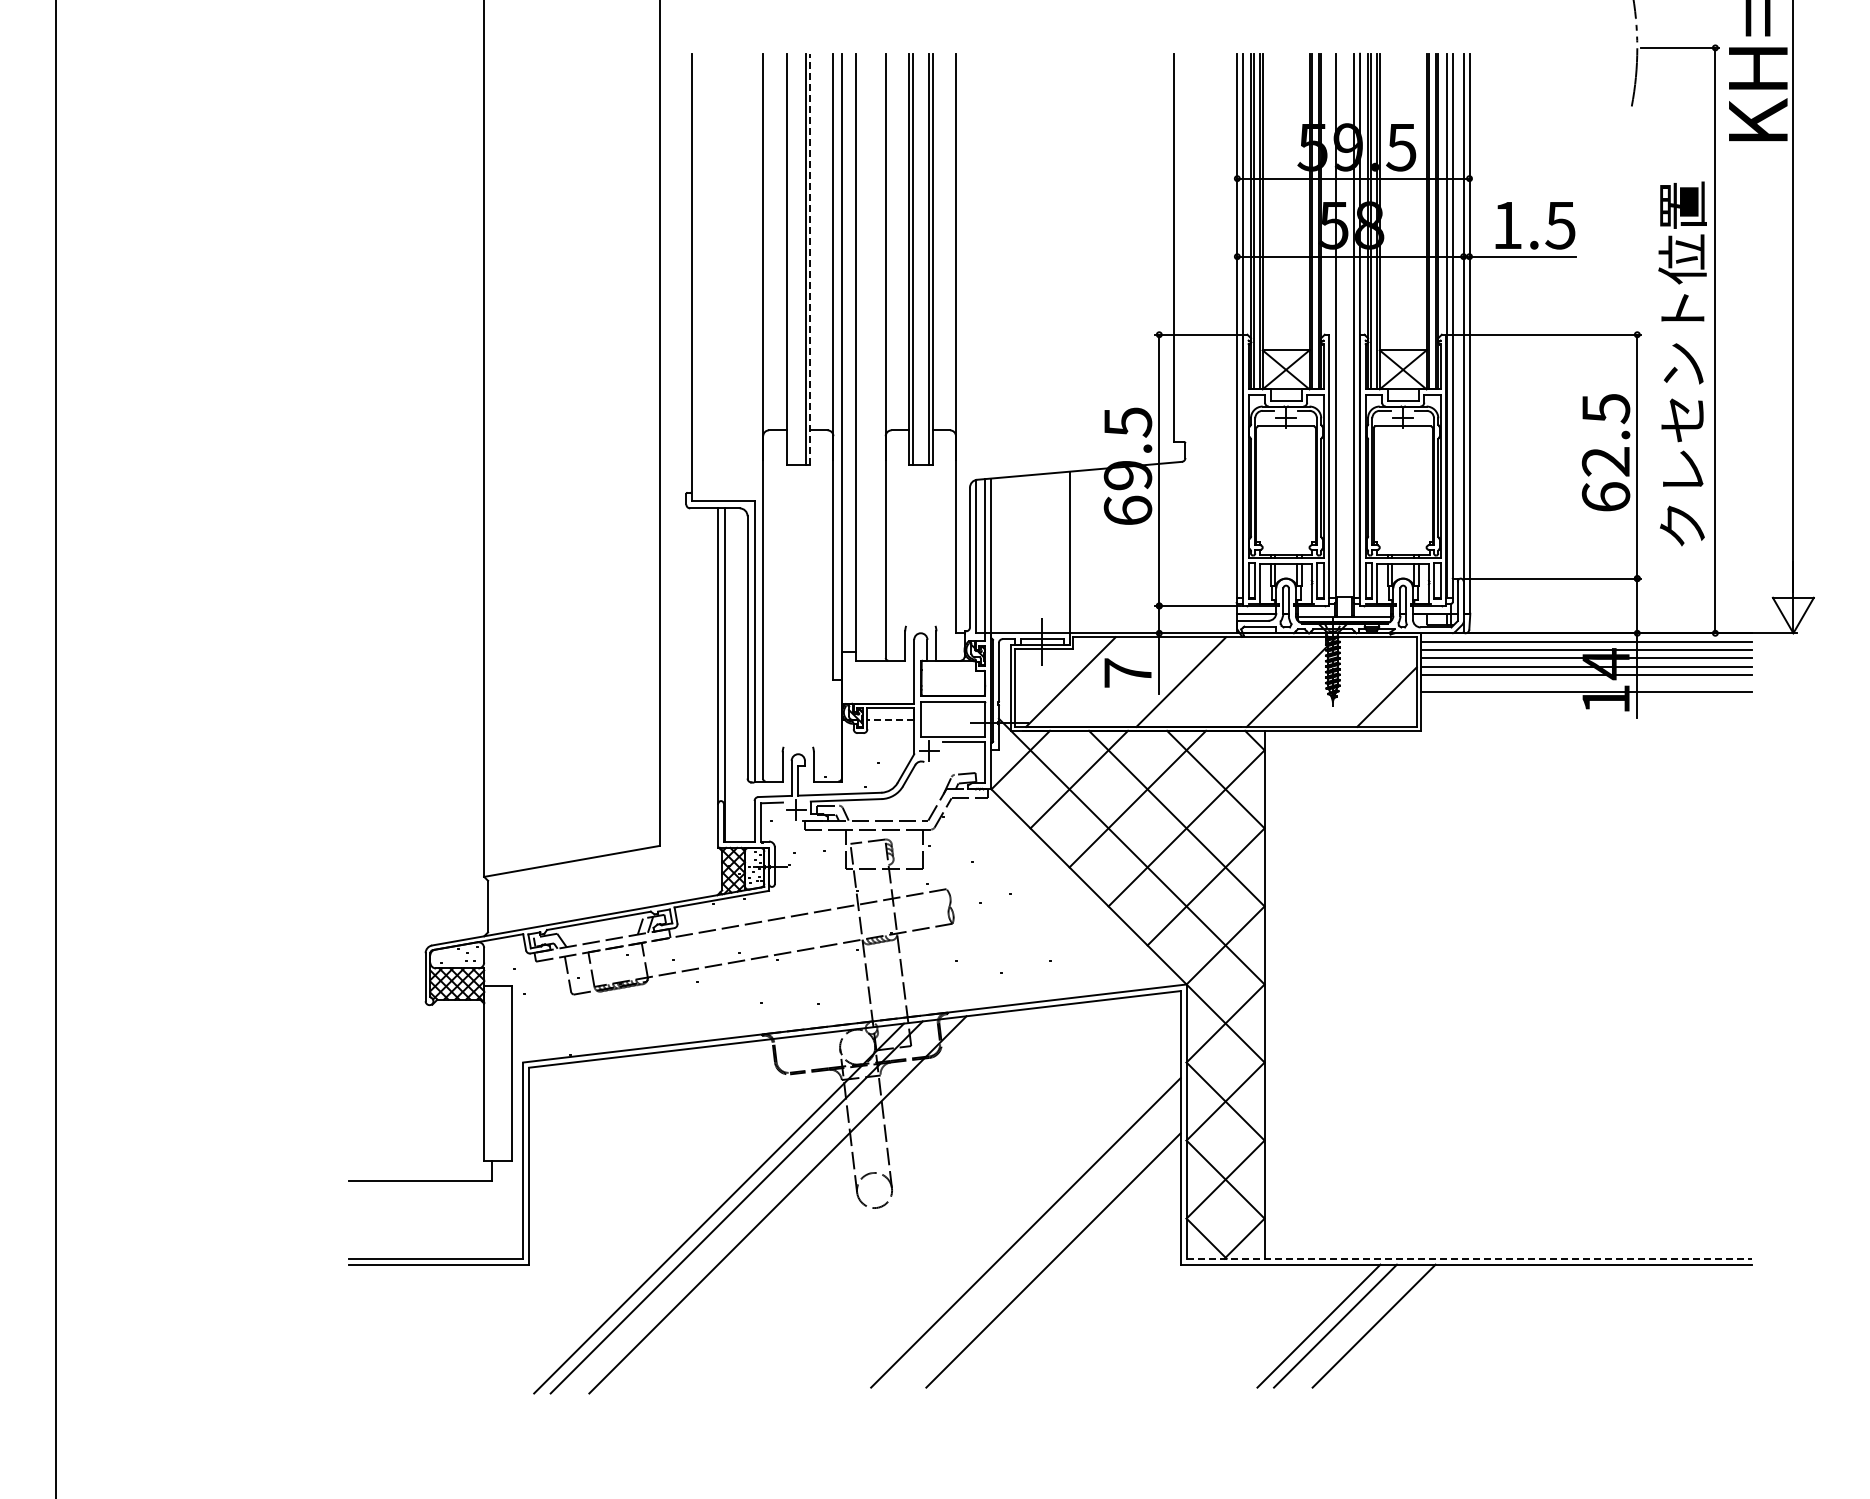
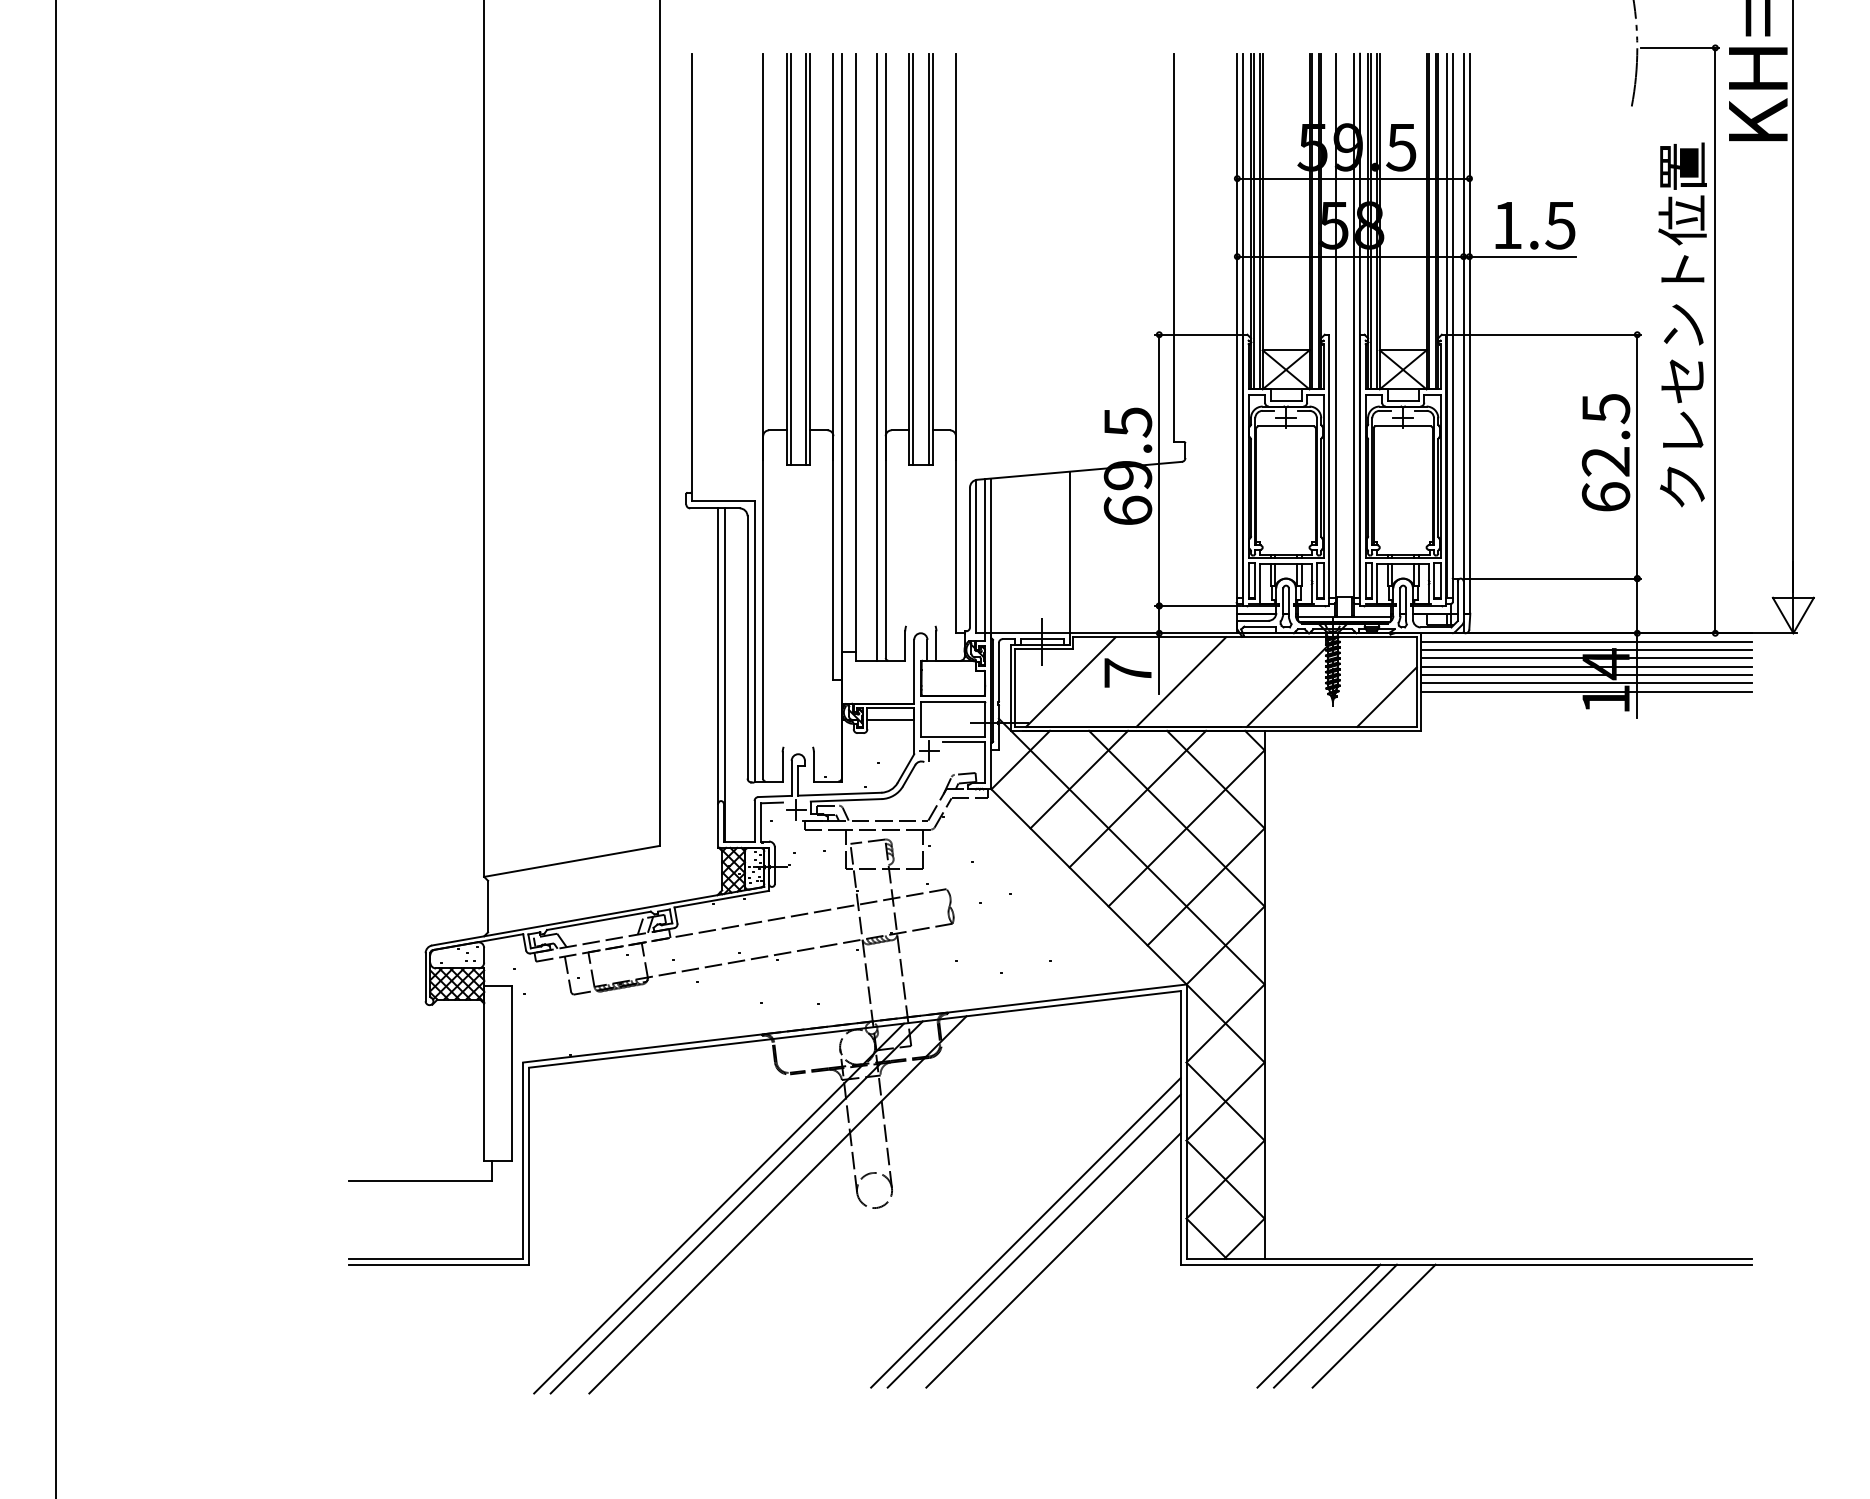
line: none -> present (790, 259)
line: dashed -> solid (810, 259)
line: none -> present (877, 356)
text position: (1682, 363) -> (1682, 324) (1682, 324)
line: none -> present (1586, 683)
line: dashed -> solid (890, 720)
line: none -> present (1033, 1240)
line: dashed -> solid (1469, 1258)
